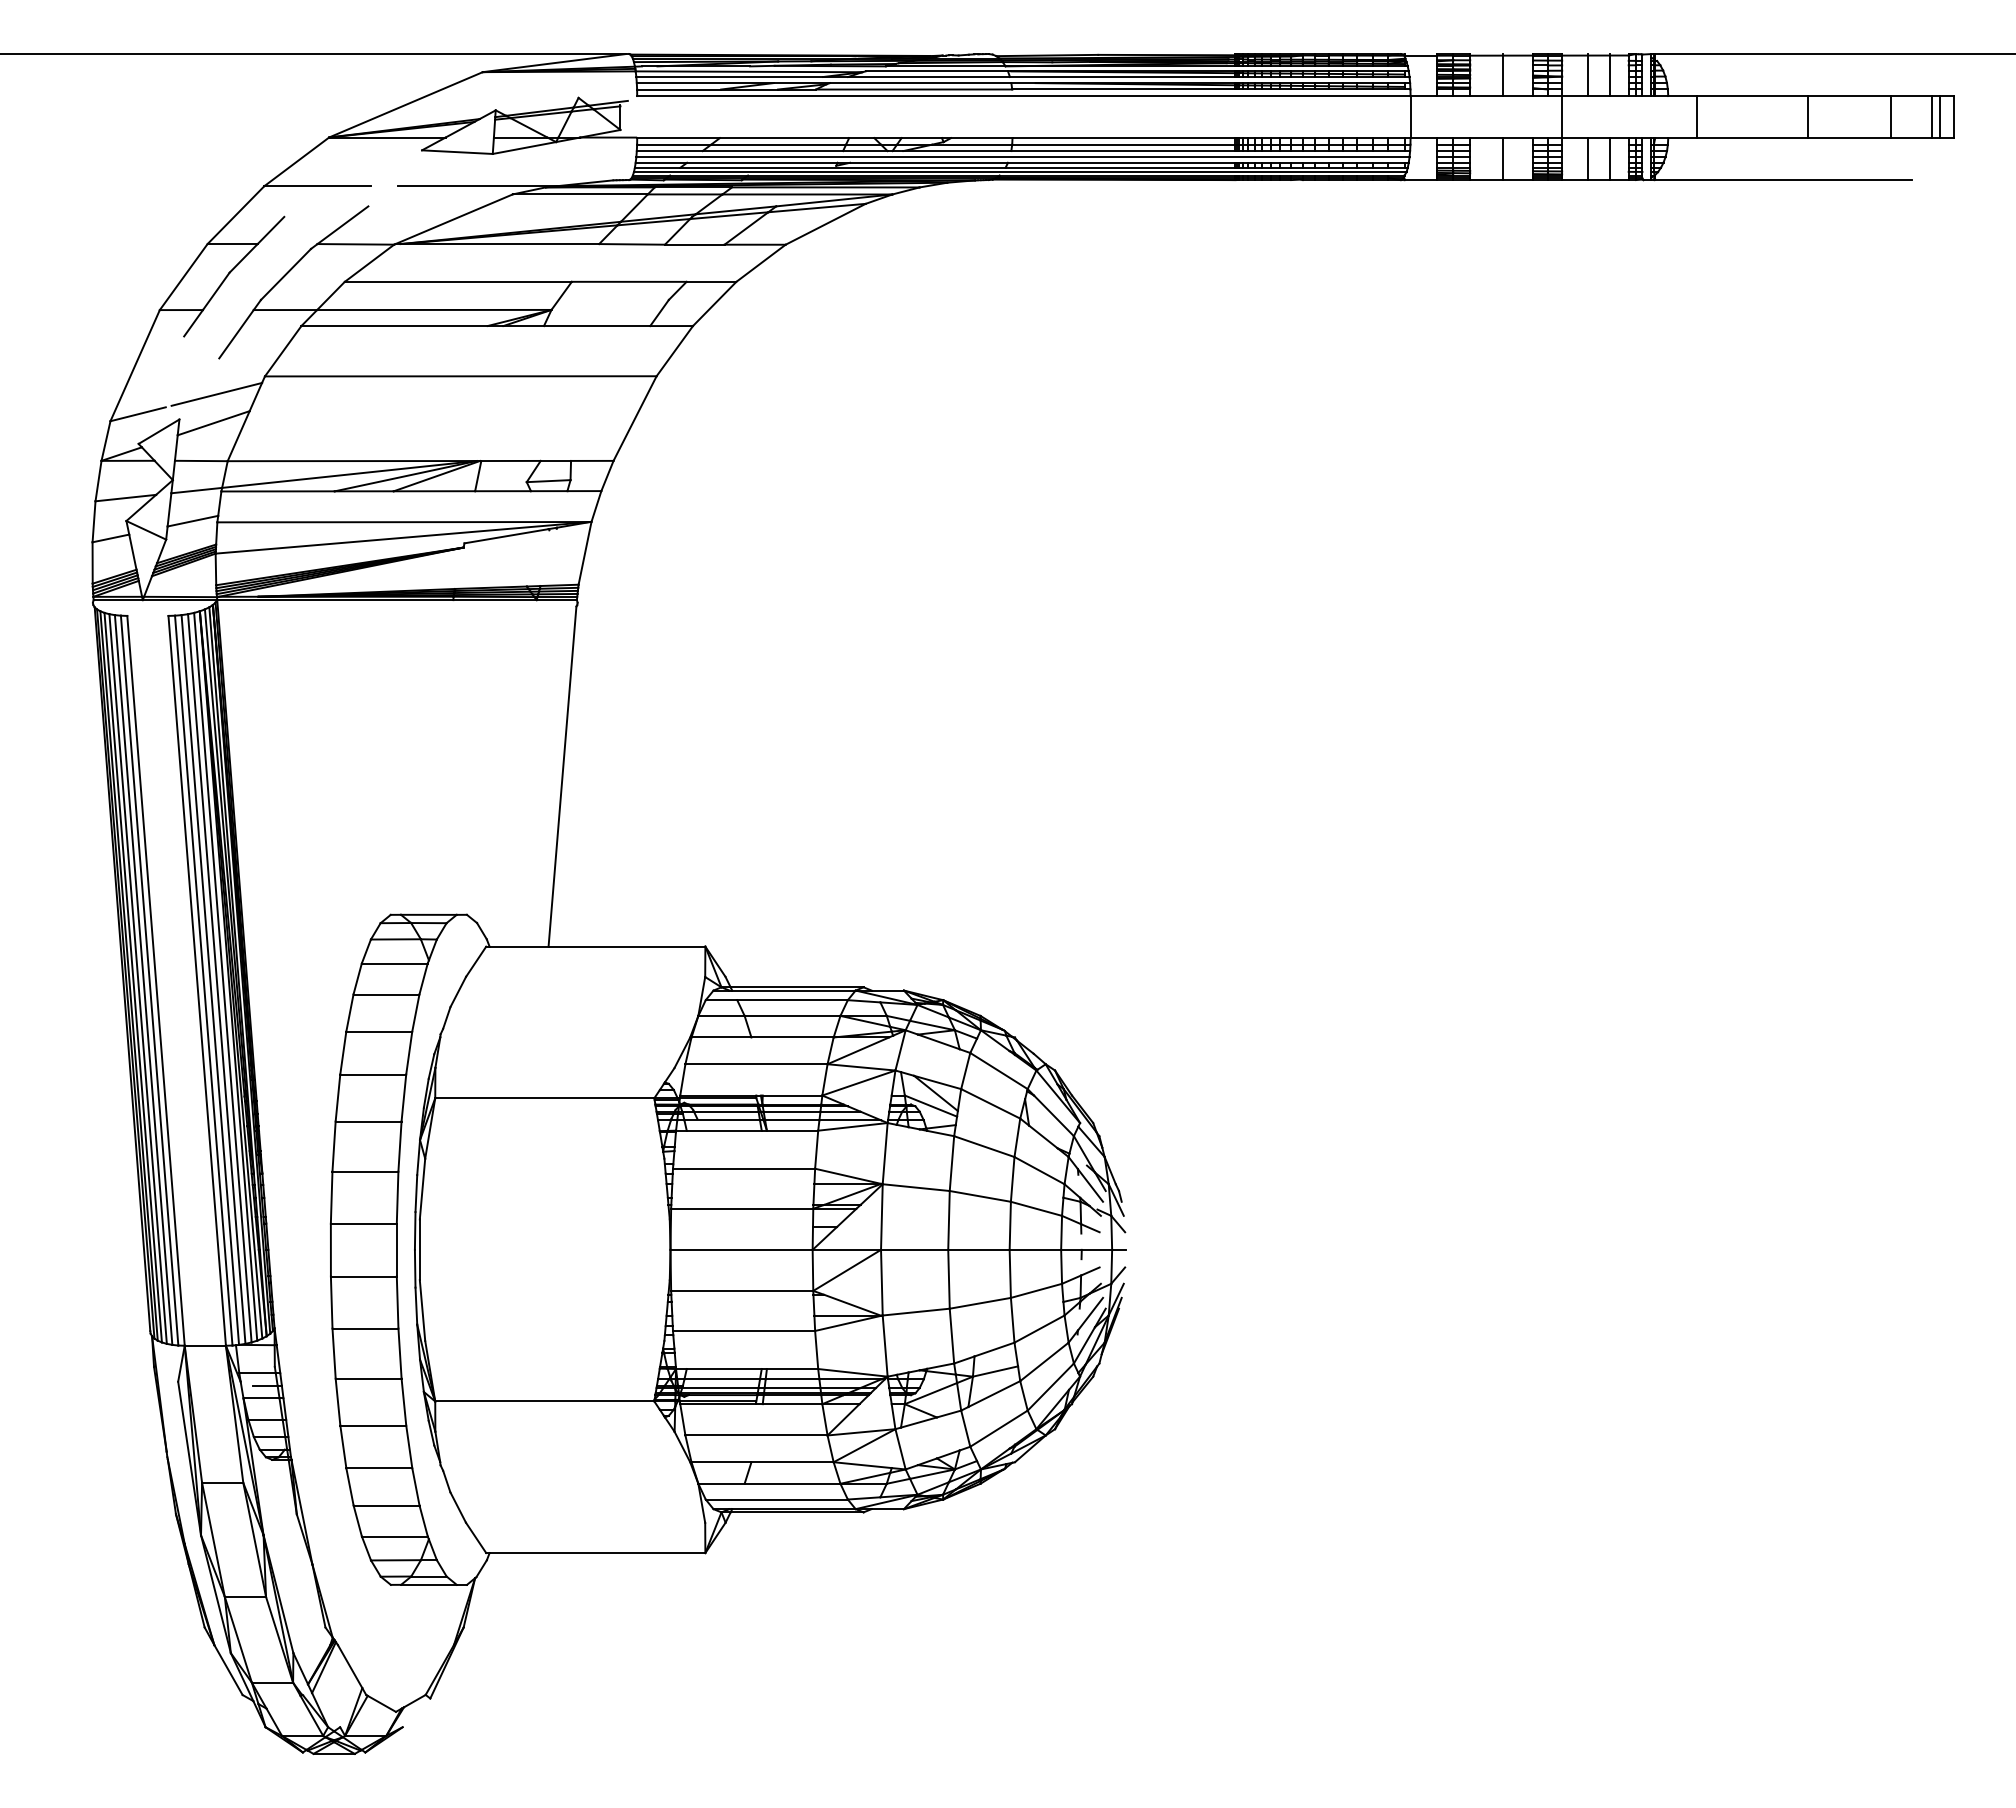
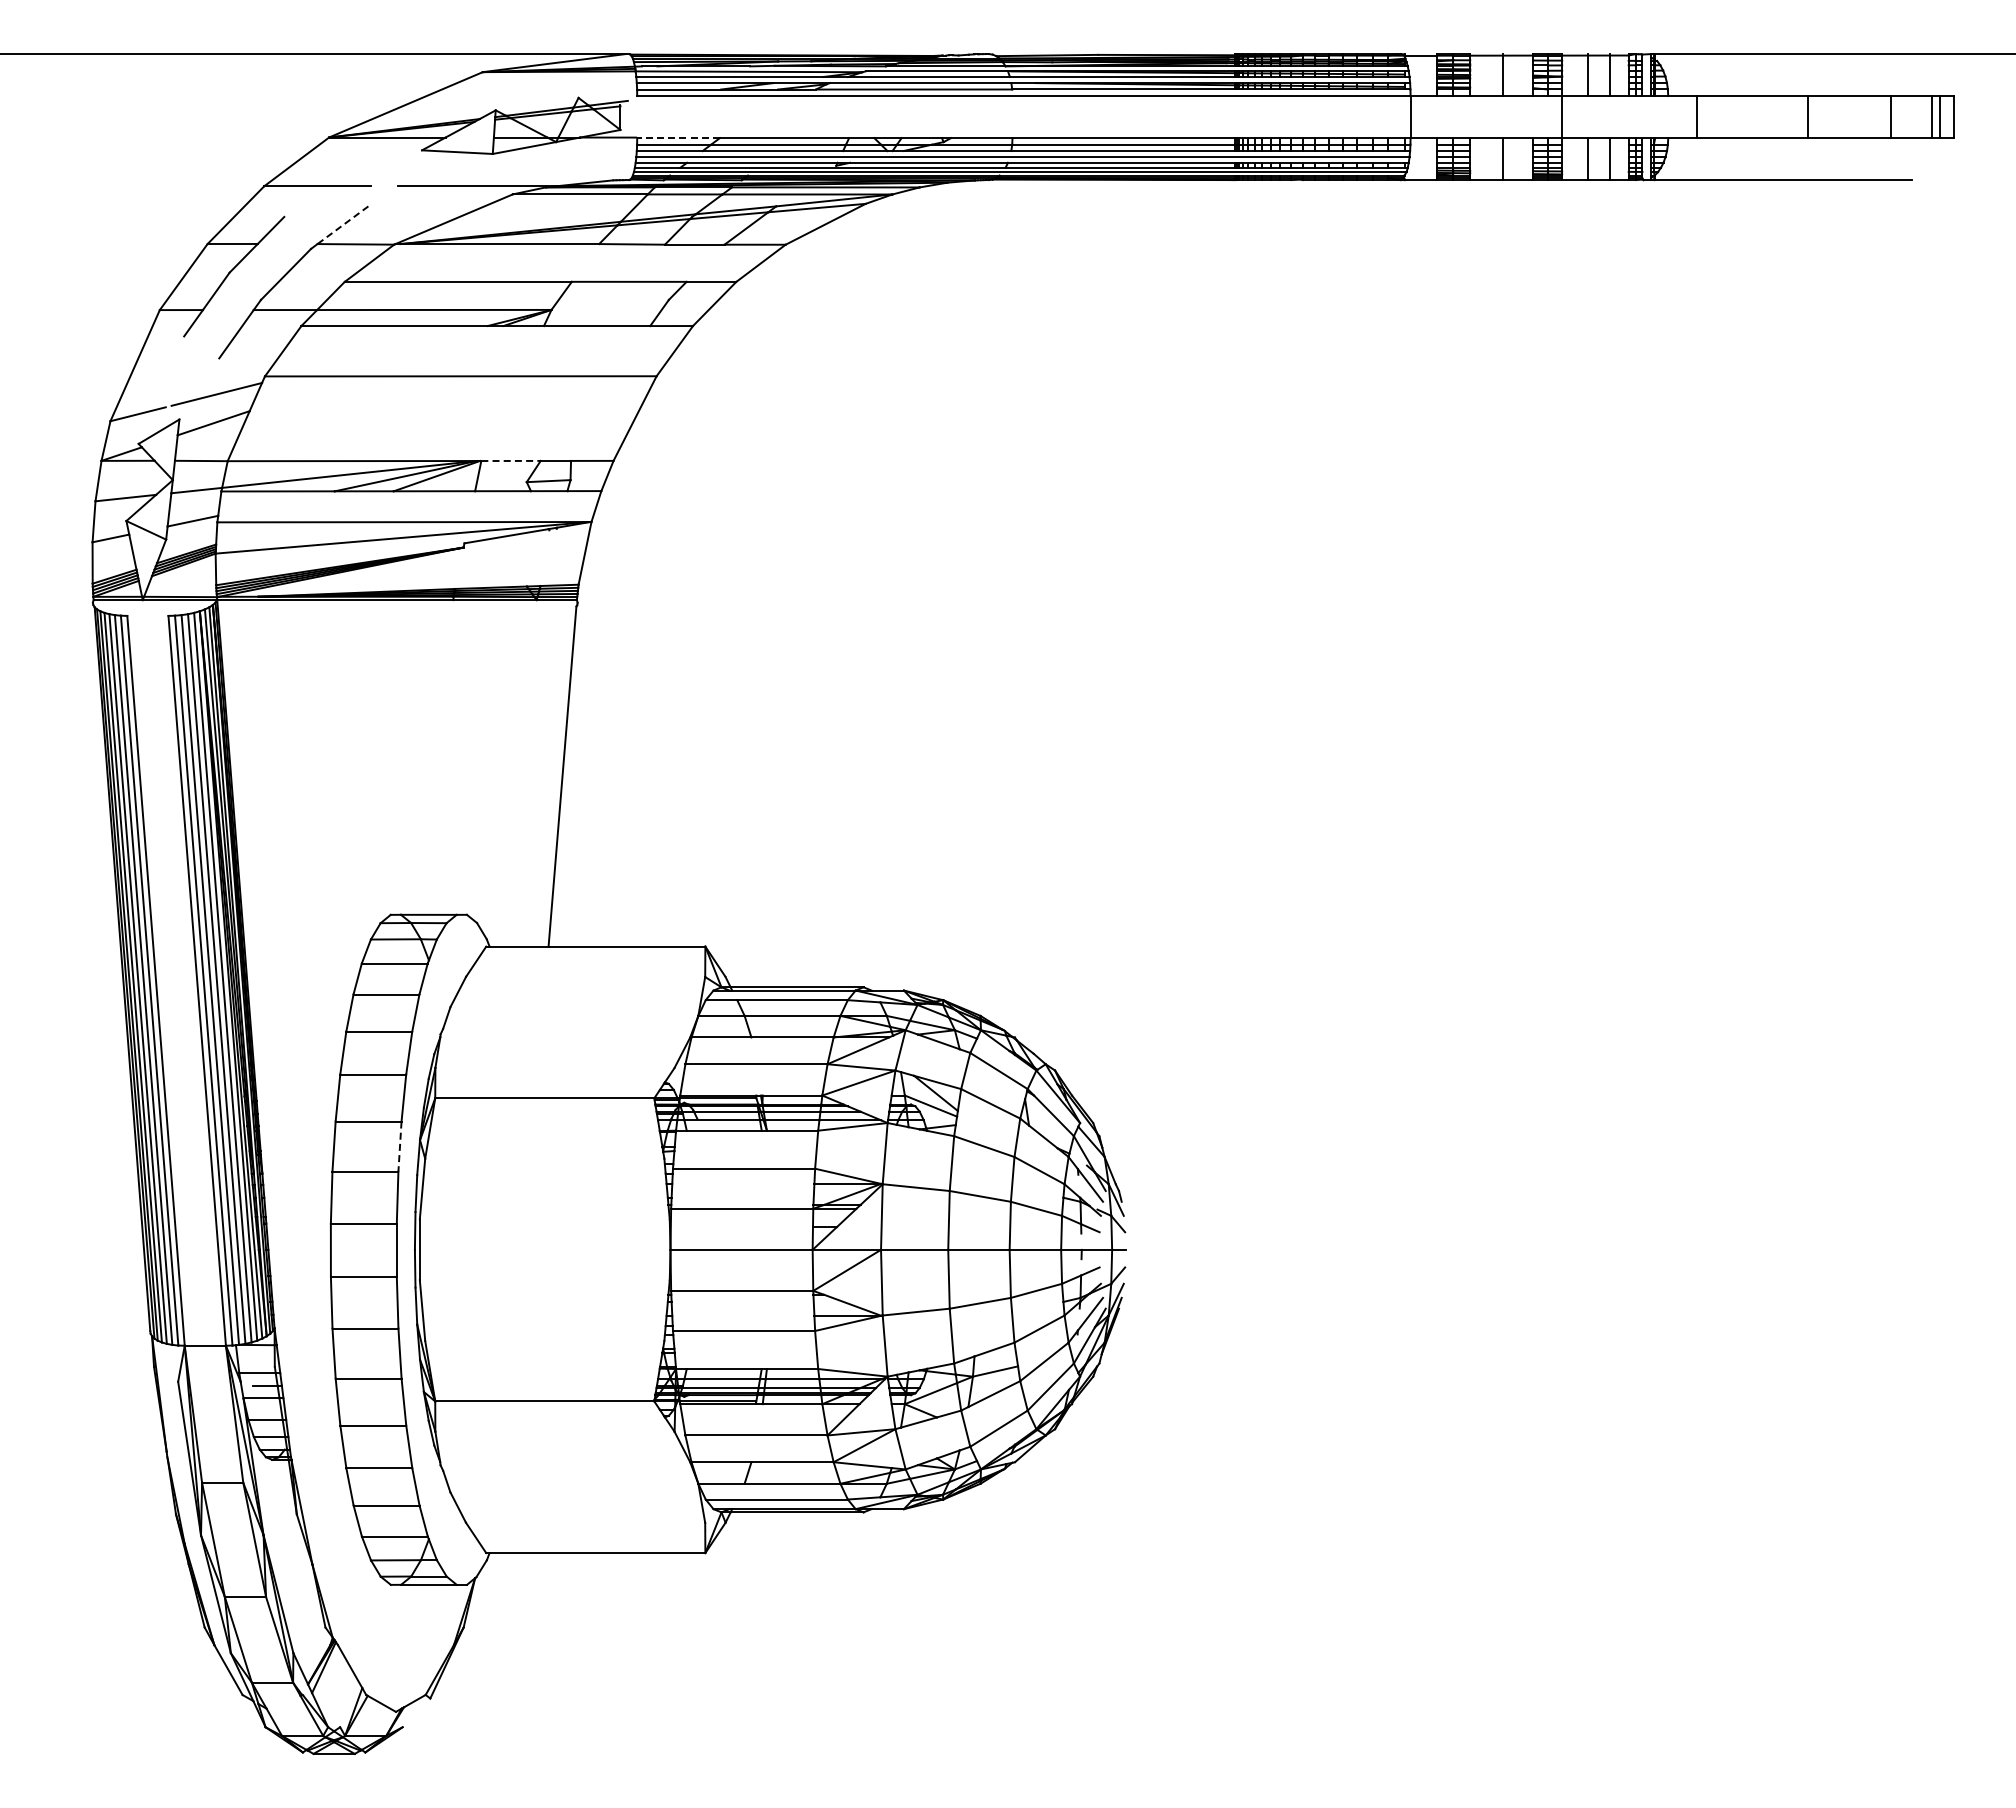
line: solid -> dashed (678, 138)
line: solid -> dashed (342, 225)
line: solid -> dashed (511, 460)
line: solid -> dashed (399, 1147)
